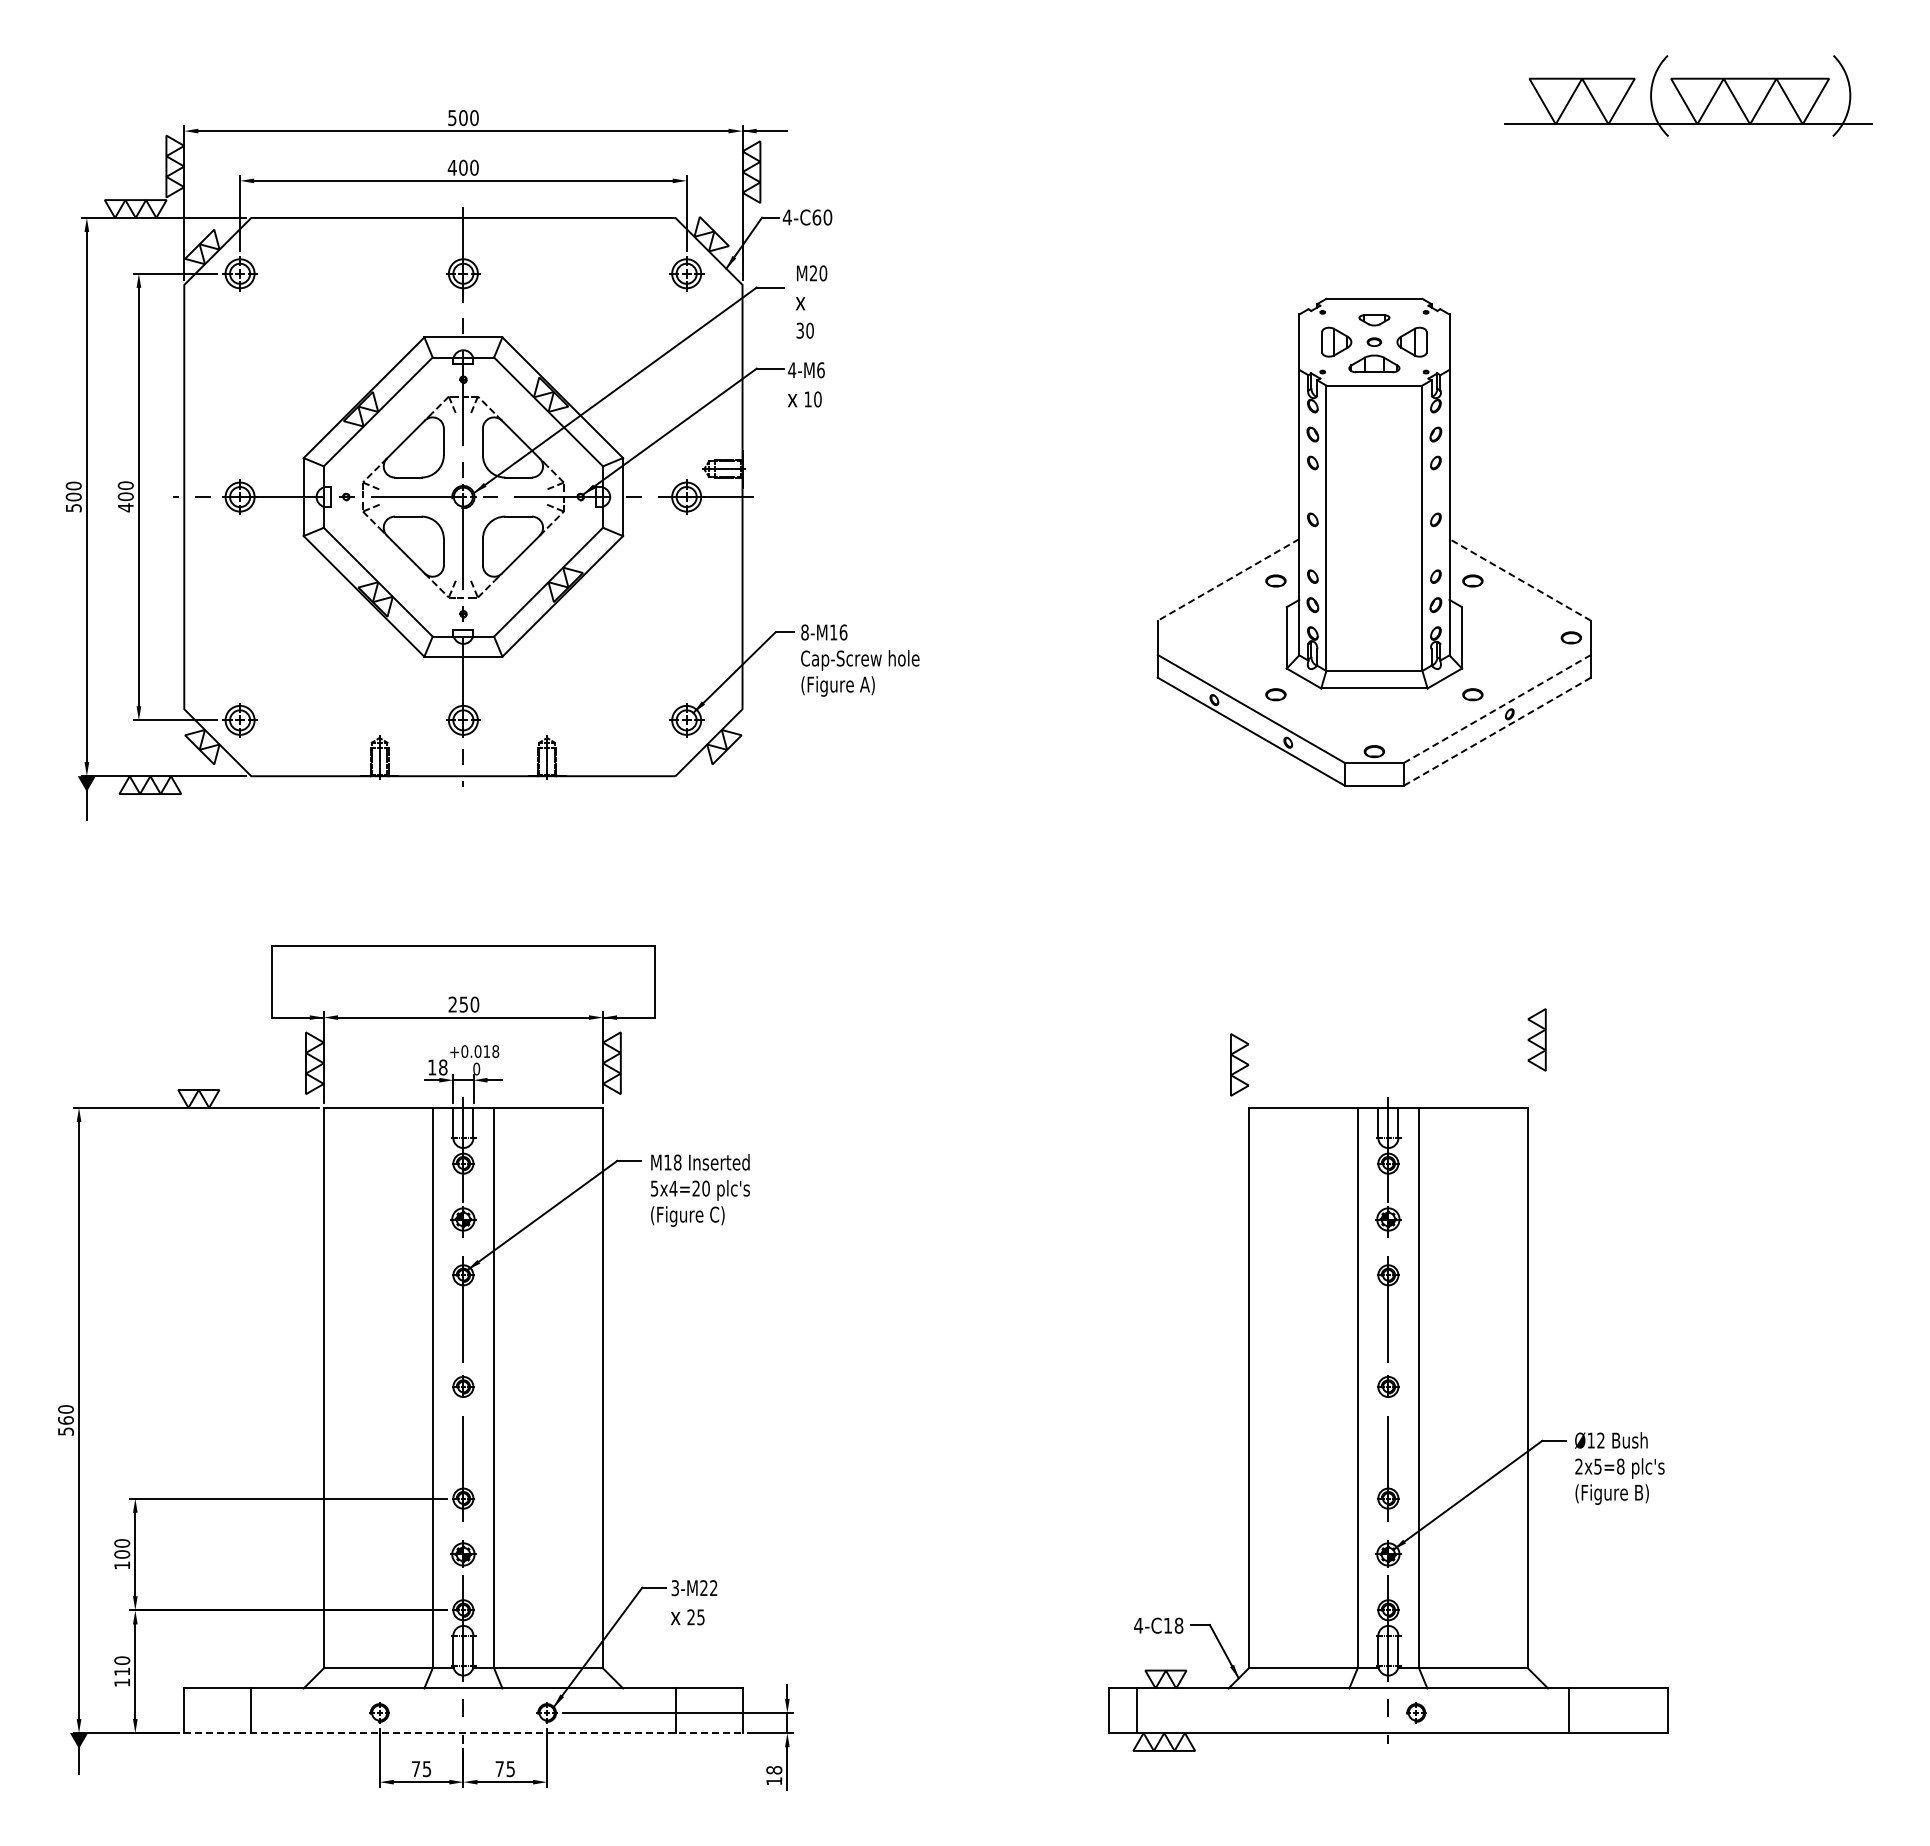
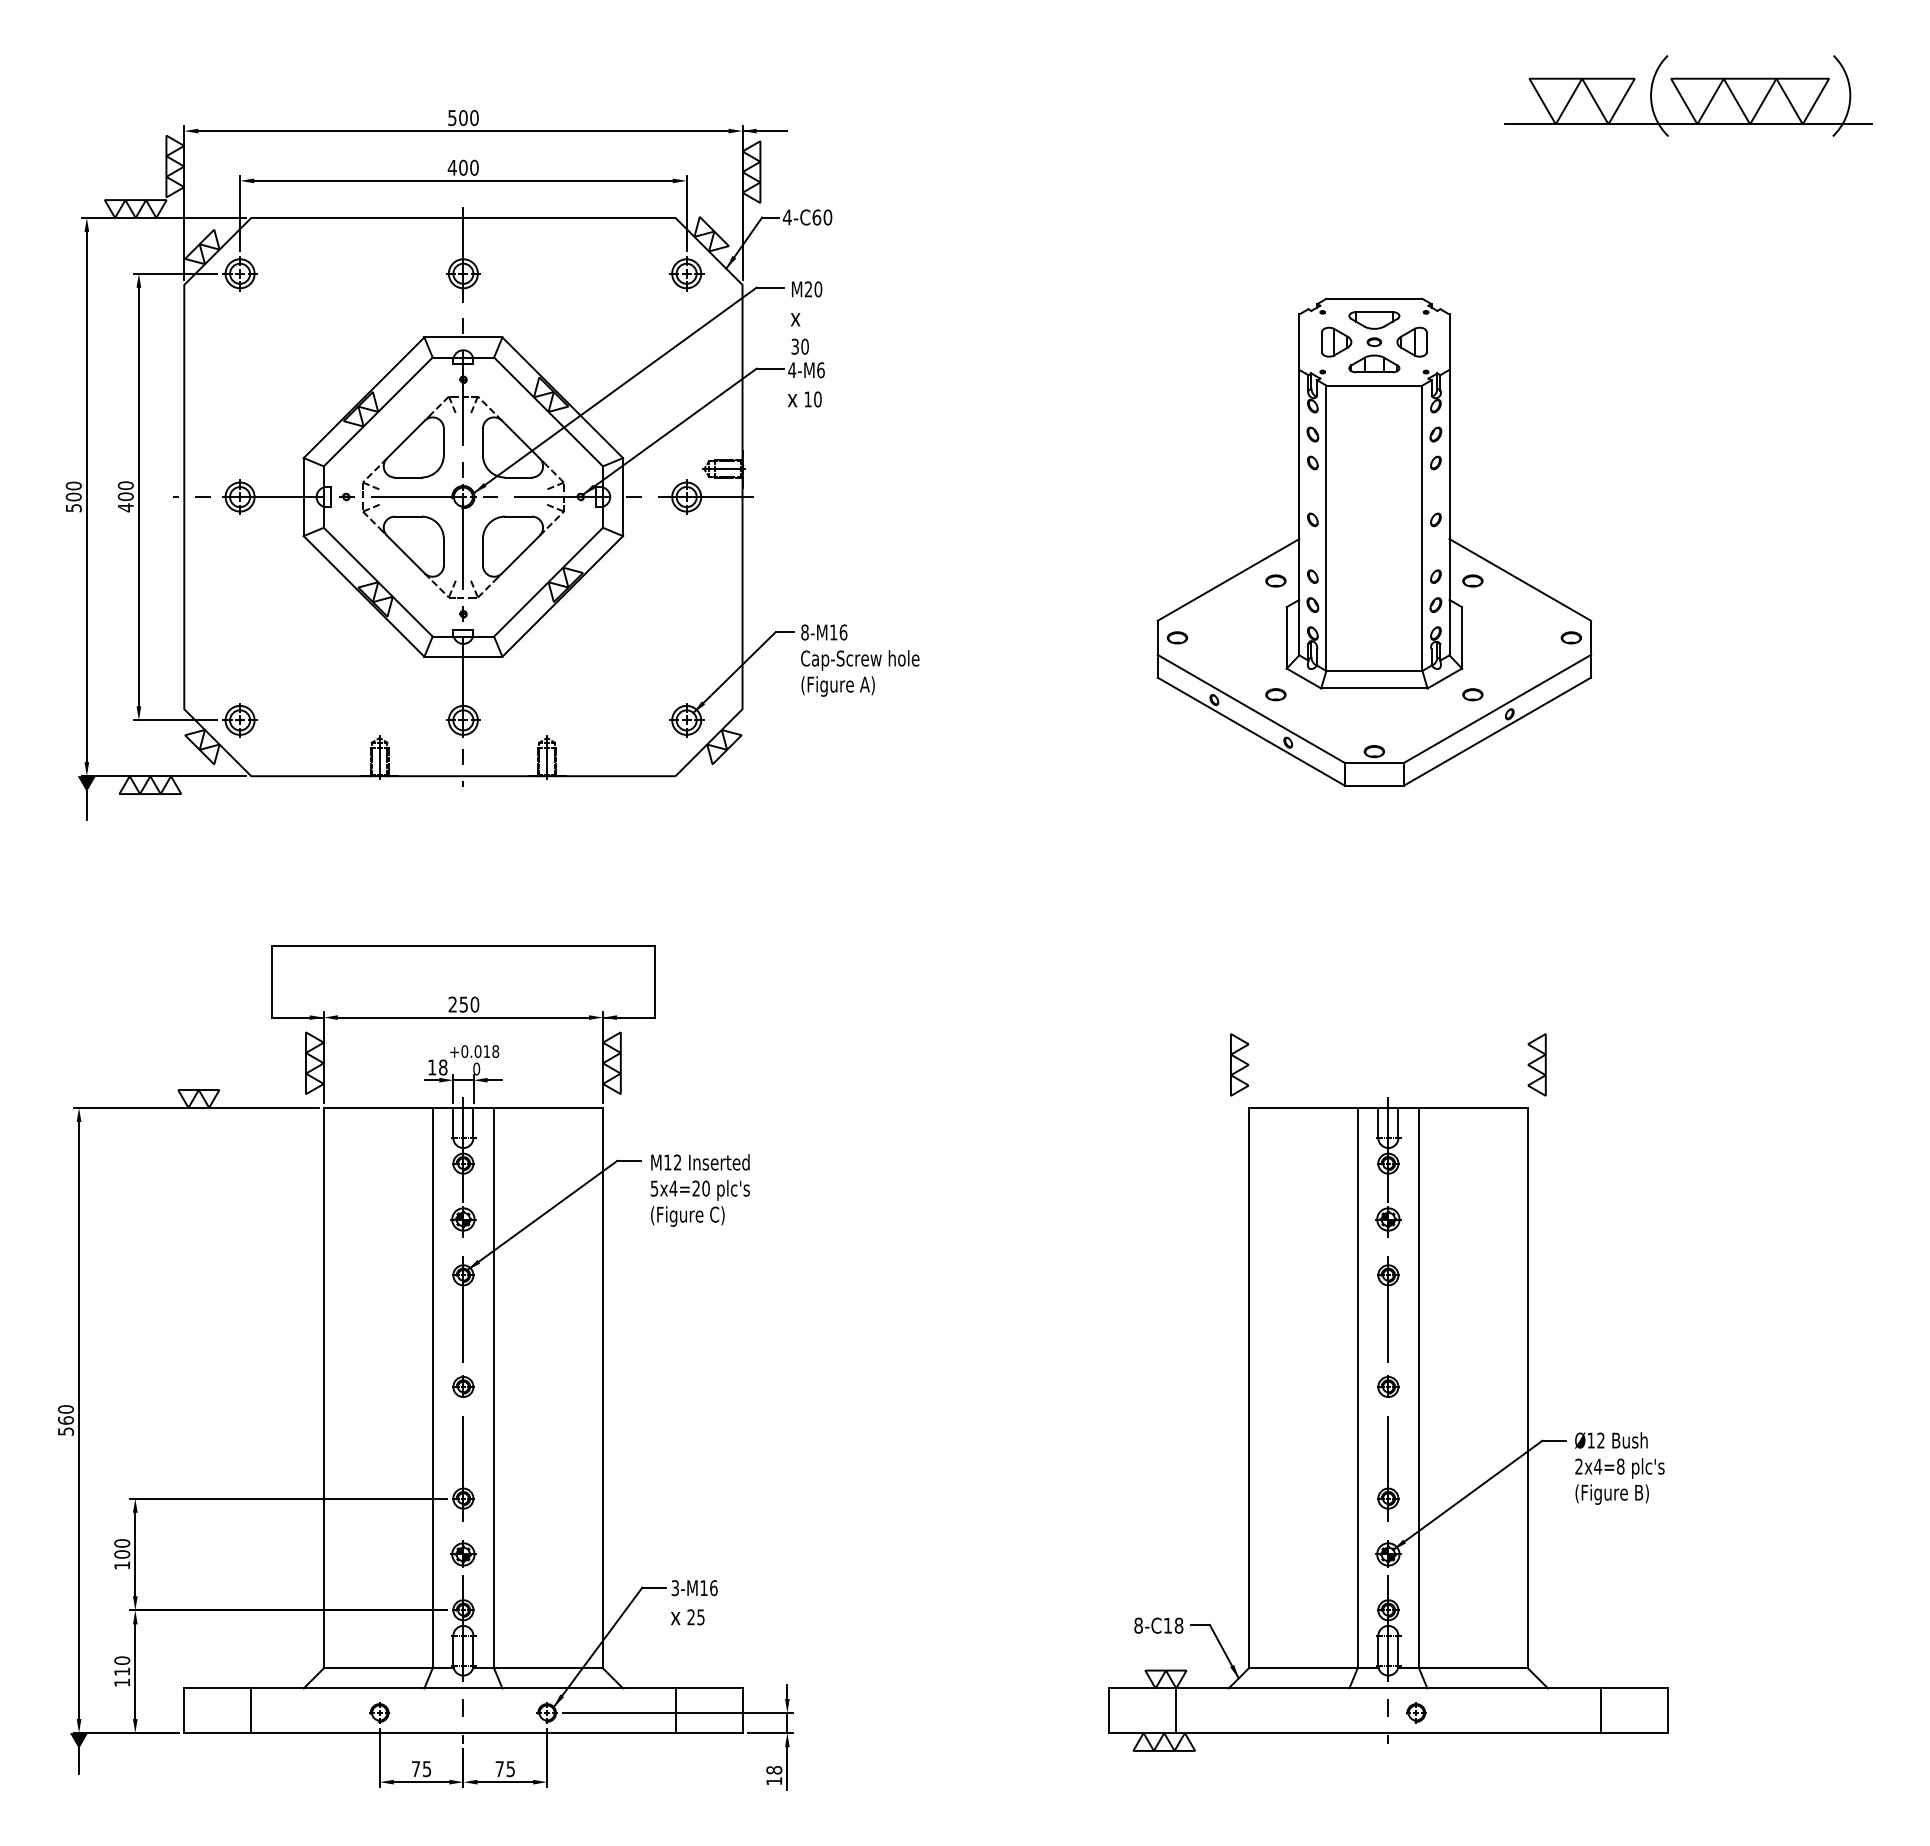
text position: (811, 301) -> (806, 317) (806, 317)
part size: 33x13 px -> 53x19 px (1374, 320)
line: dashed -> solid (1228, 579)
line: dashed -> solid (1520, 579)
part: none -> present (1177, 637)
line: dashed -> solid (1497, 708)
line: dashed -> solid (1497, 731)
part position: (1536, 1039) -> (1536, 1064) (1536, 1064)
text: M18 -> M12 (677, 1162)
text: 2x5=8 -> 2x4=8 (1597, 1466)
text: 3-M22 -> 3-M16 (708, 1588)
text: 4-C18 -> 8-C18 (1138, 1625)
line position: (1137, 1710) -> (1176, 1710) (1176, 1710)
line position: (1568, 1710) -> (1600, 1710) (1600, 1710)
line: dashed -> solid (463, 1733)
